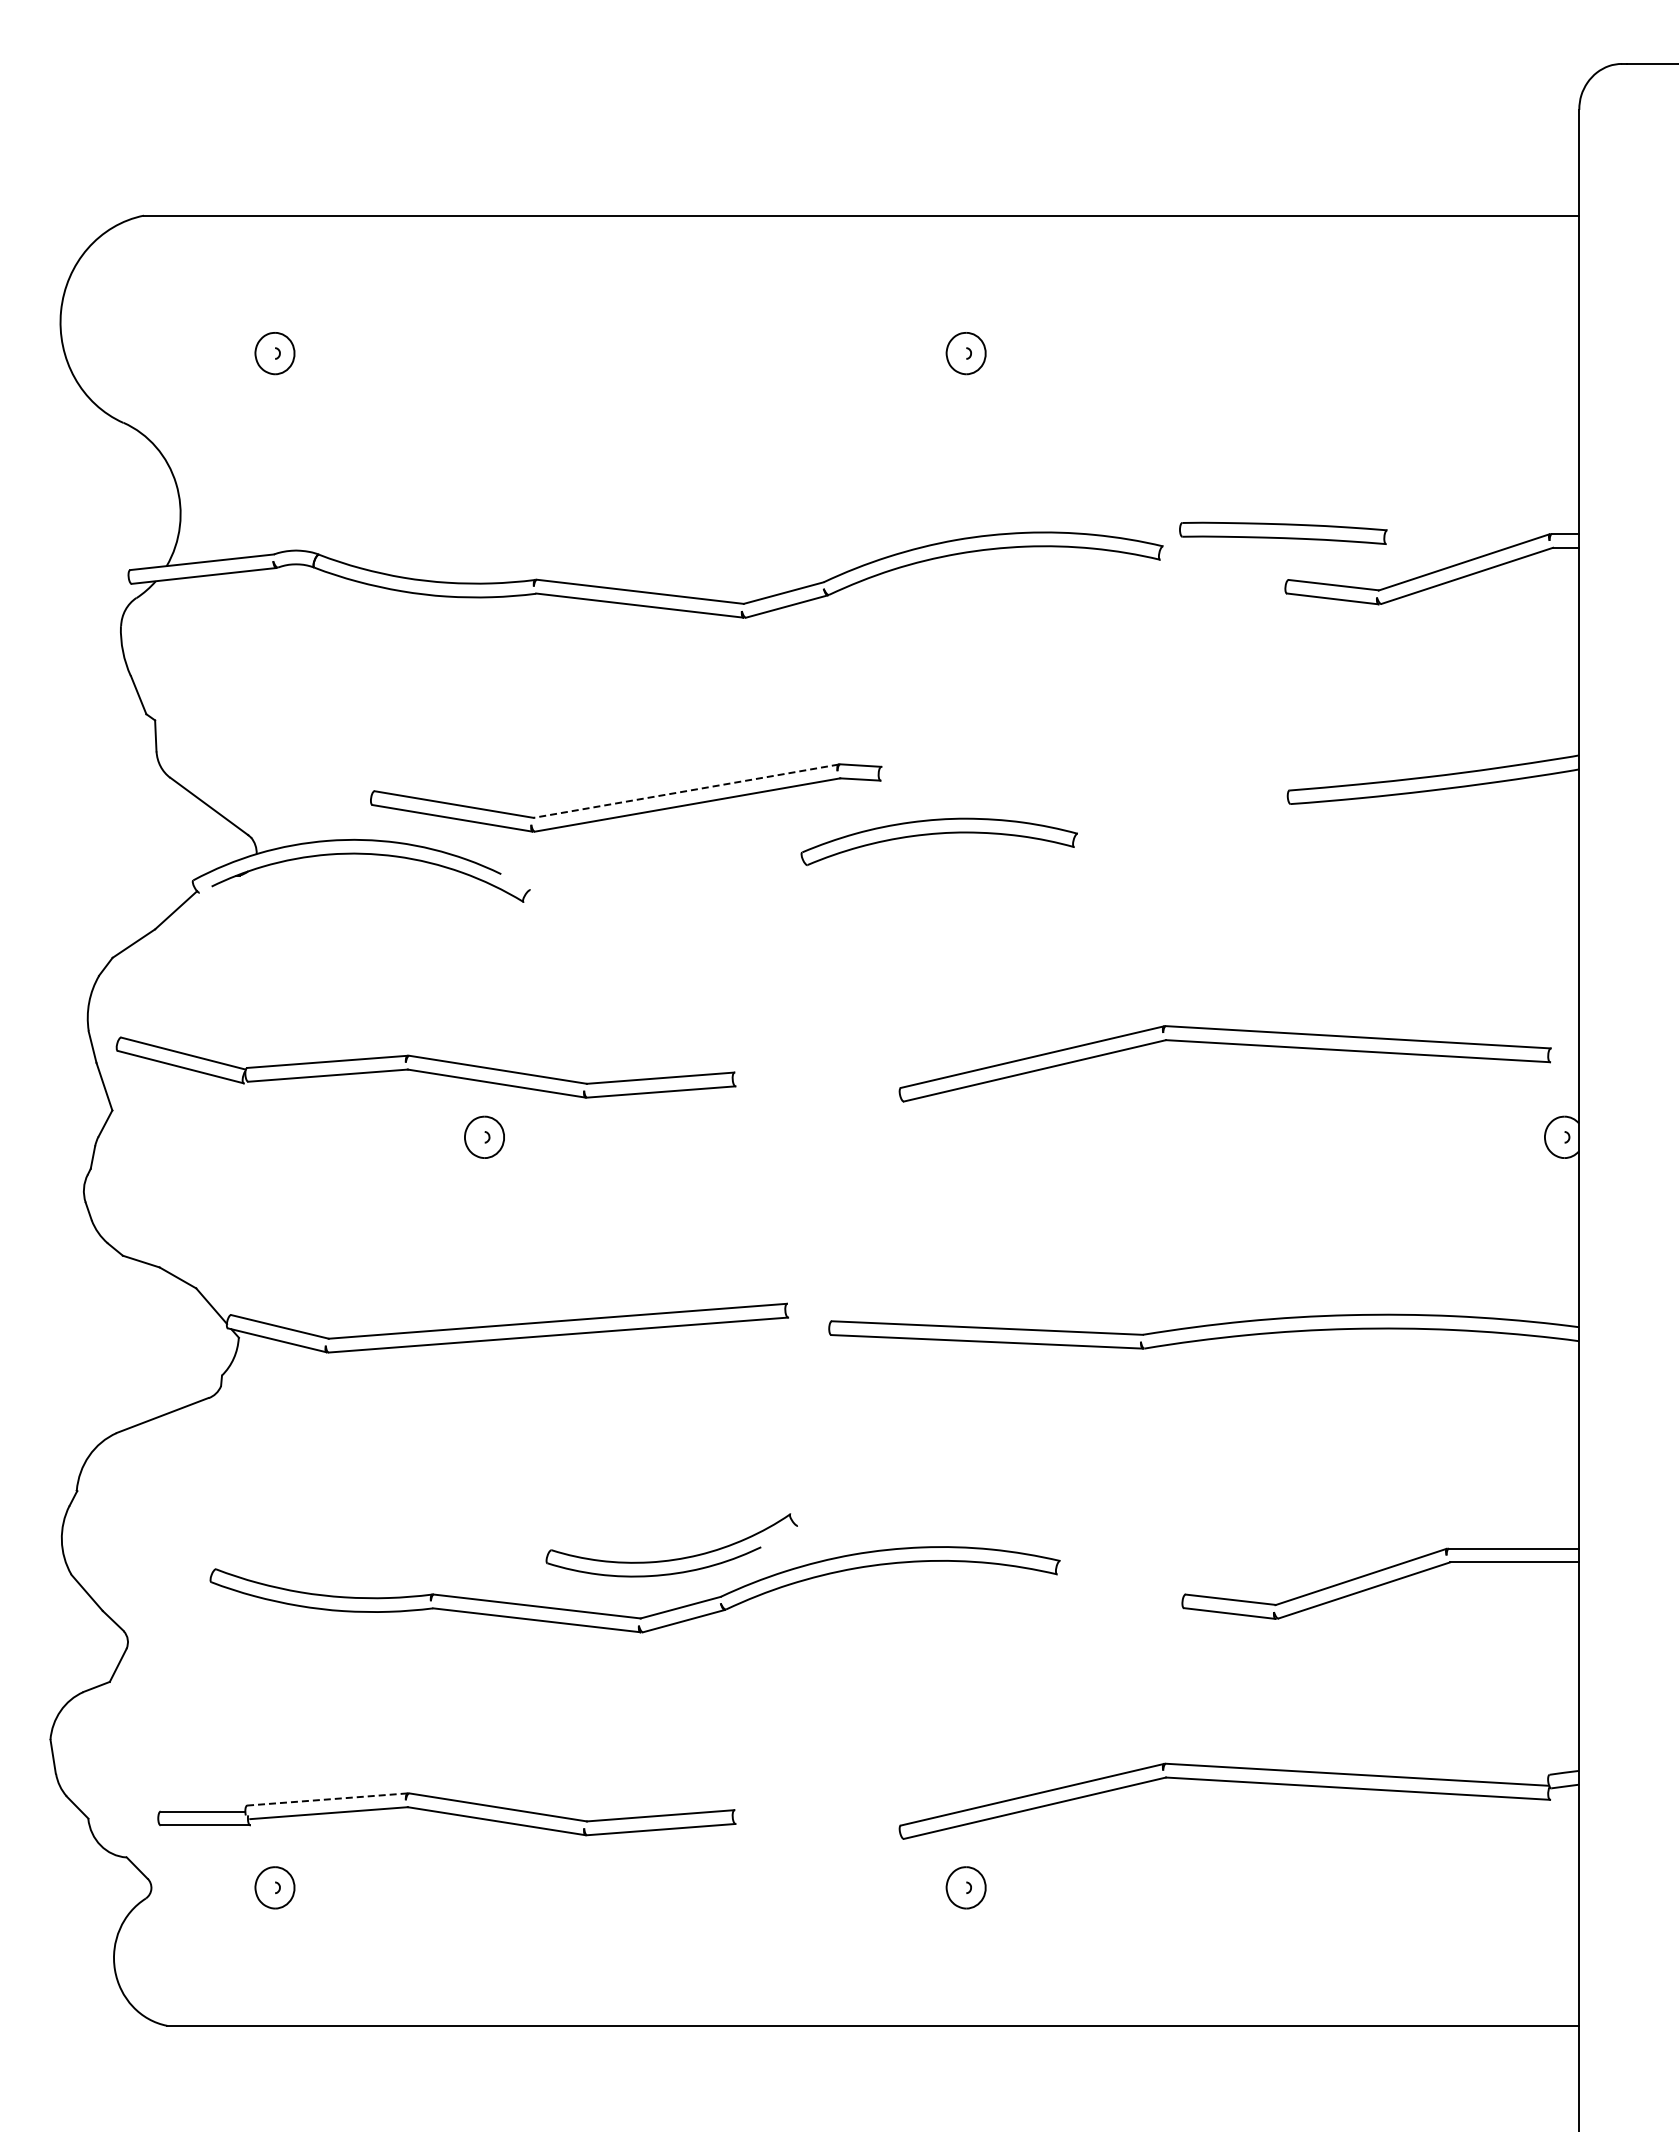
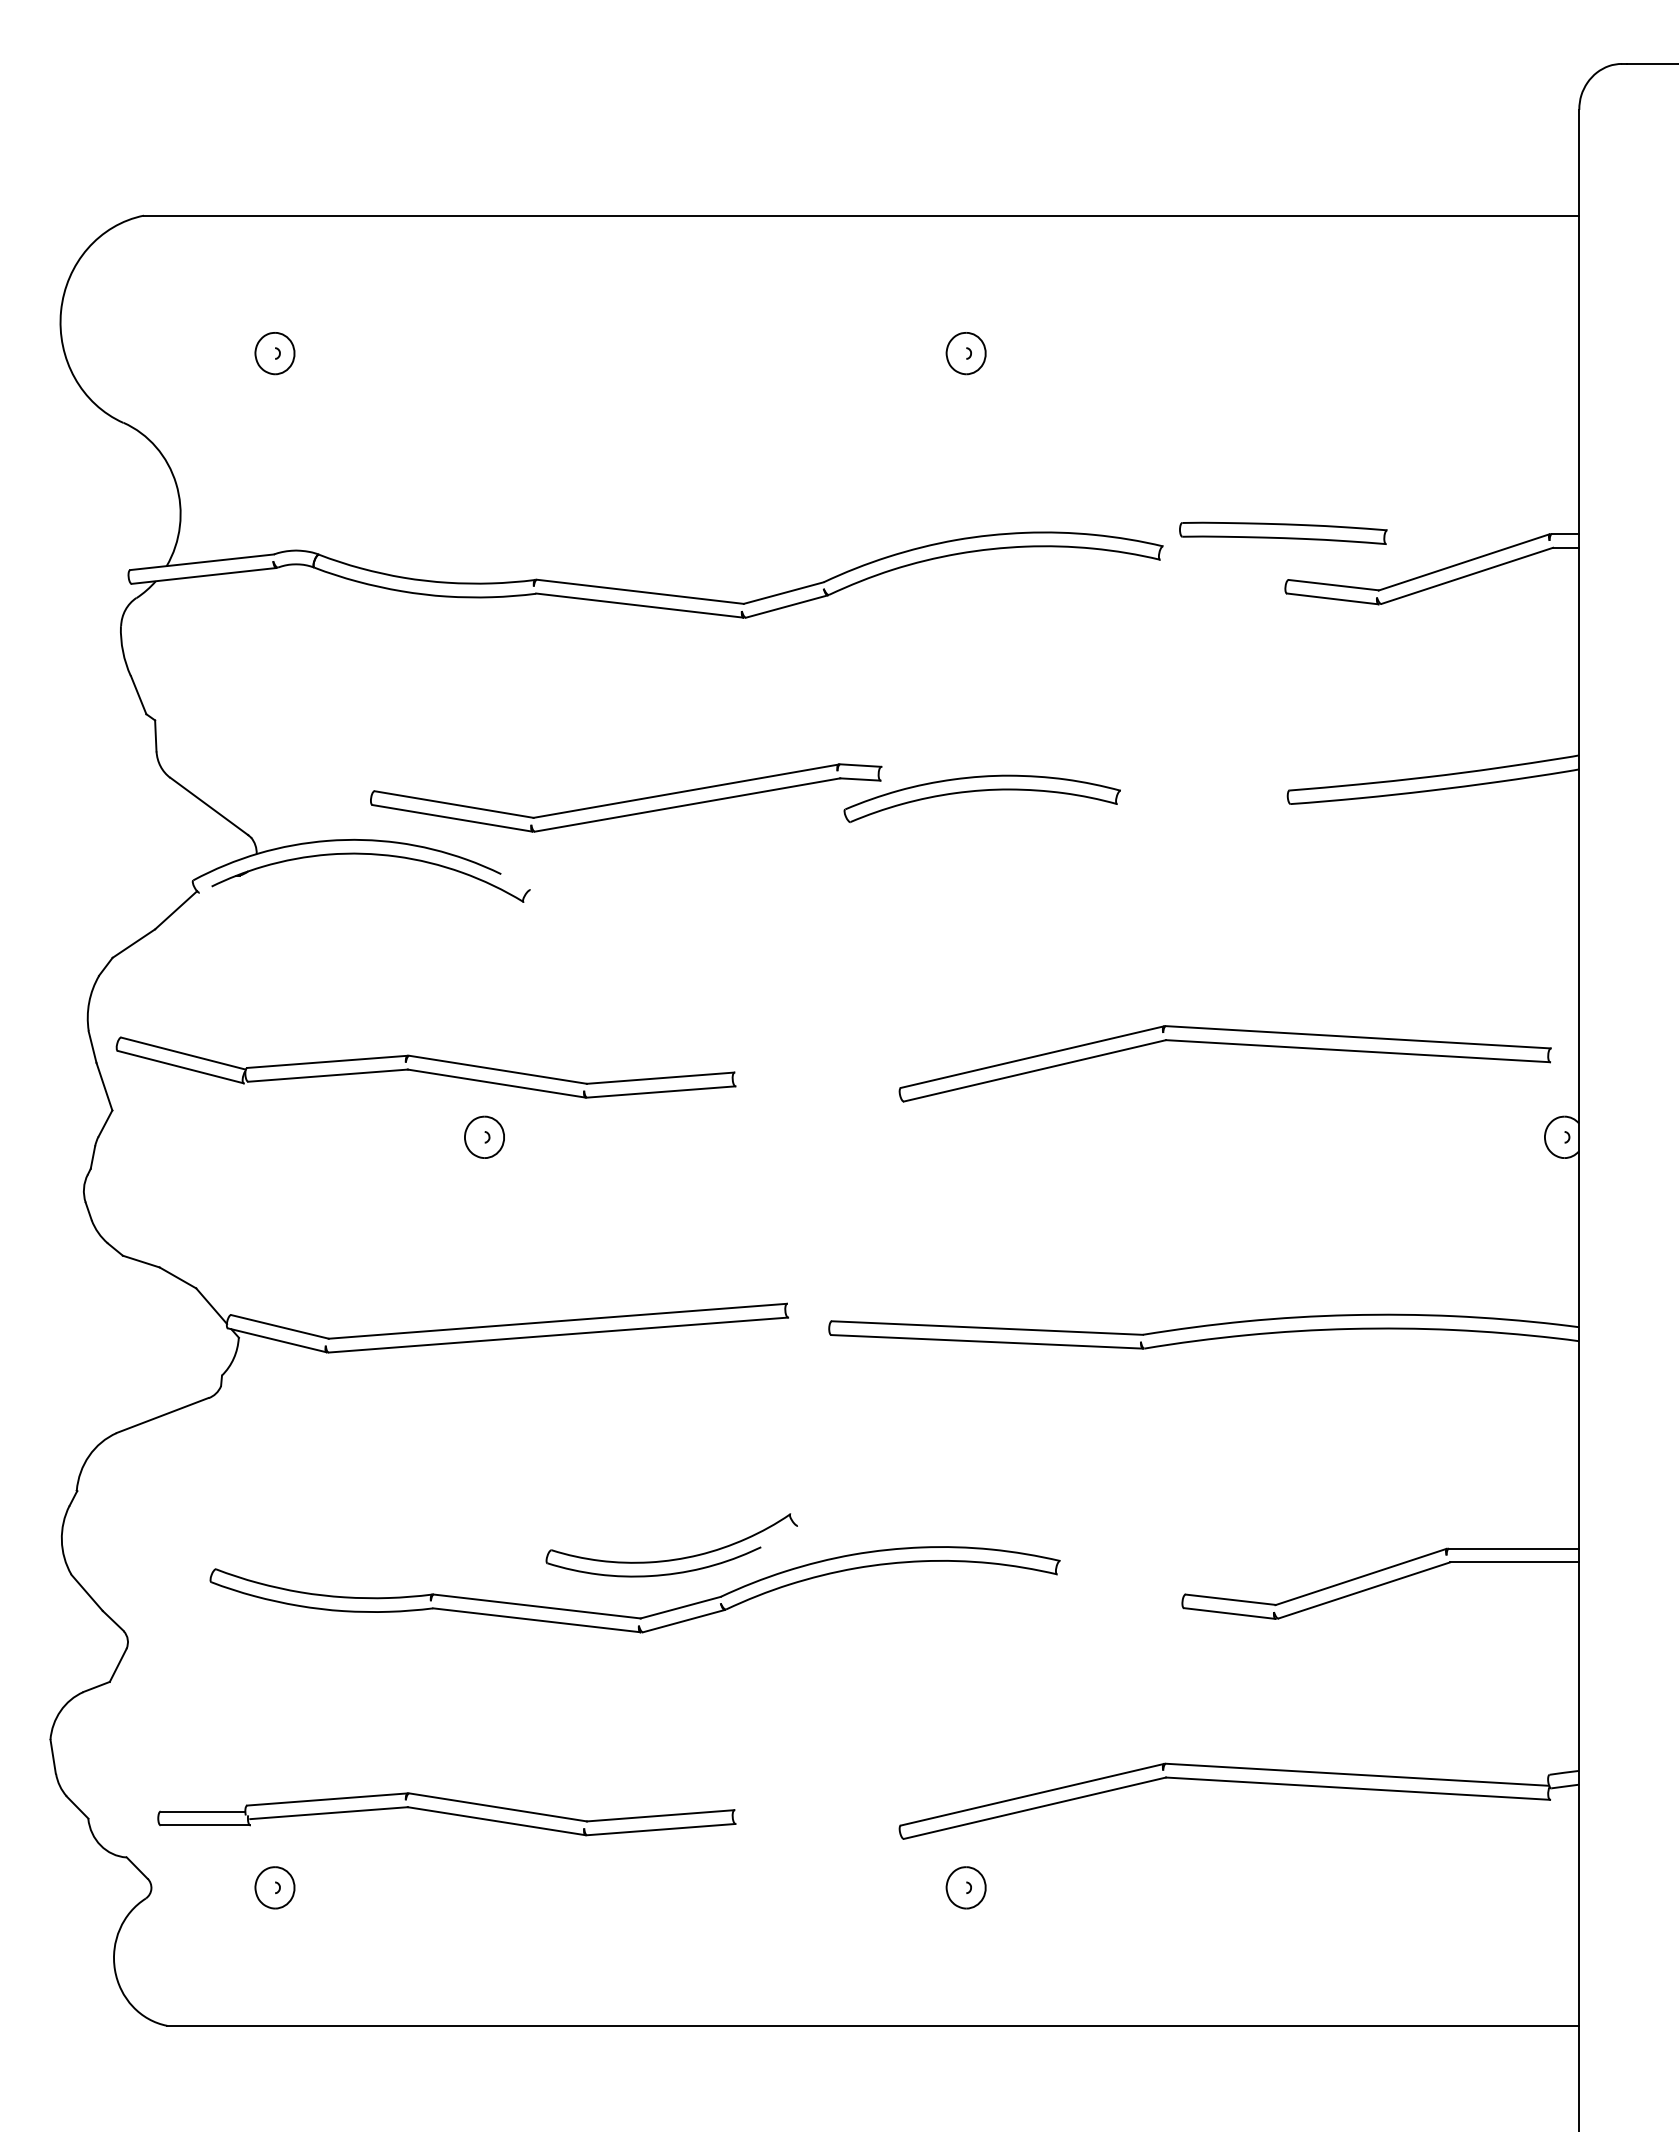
line: dashed -> solid (686, 791)
part position: (938, 834) -> (981, 791) (981, 791)
line: dashed -> solid (327, 1799)
